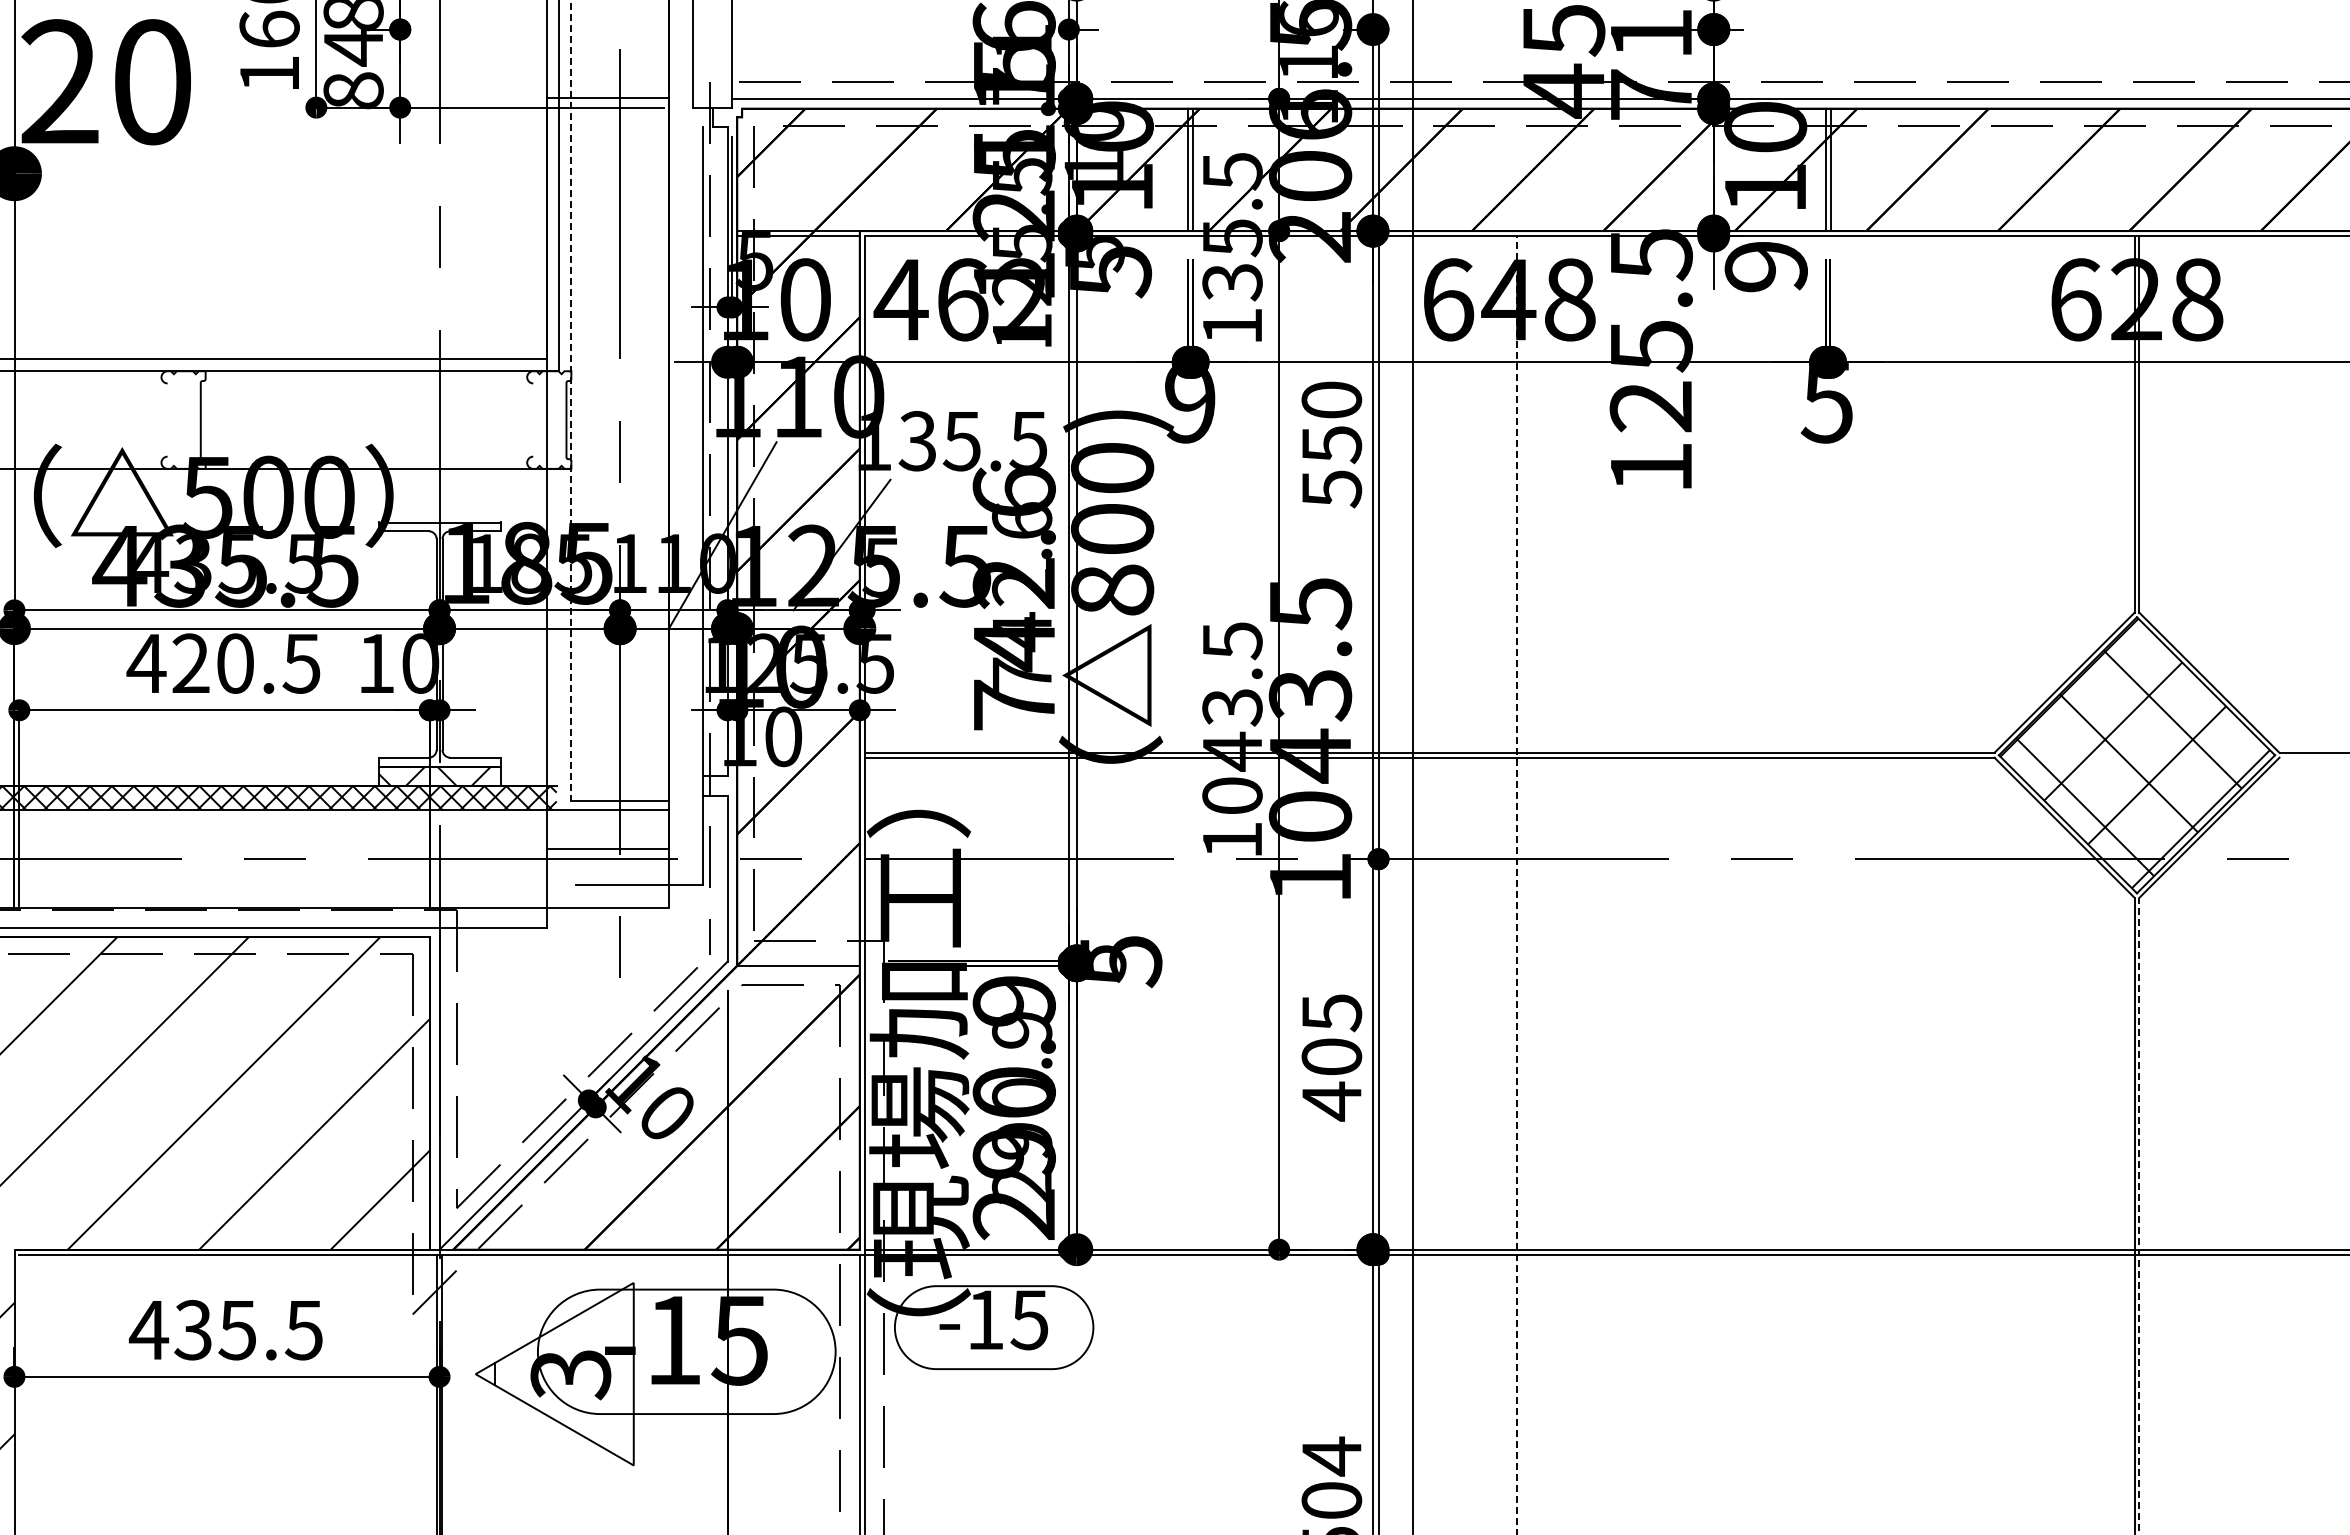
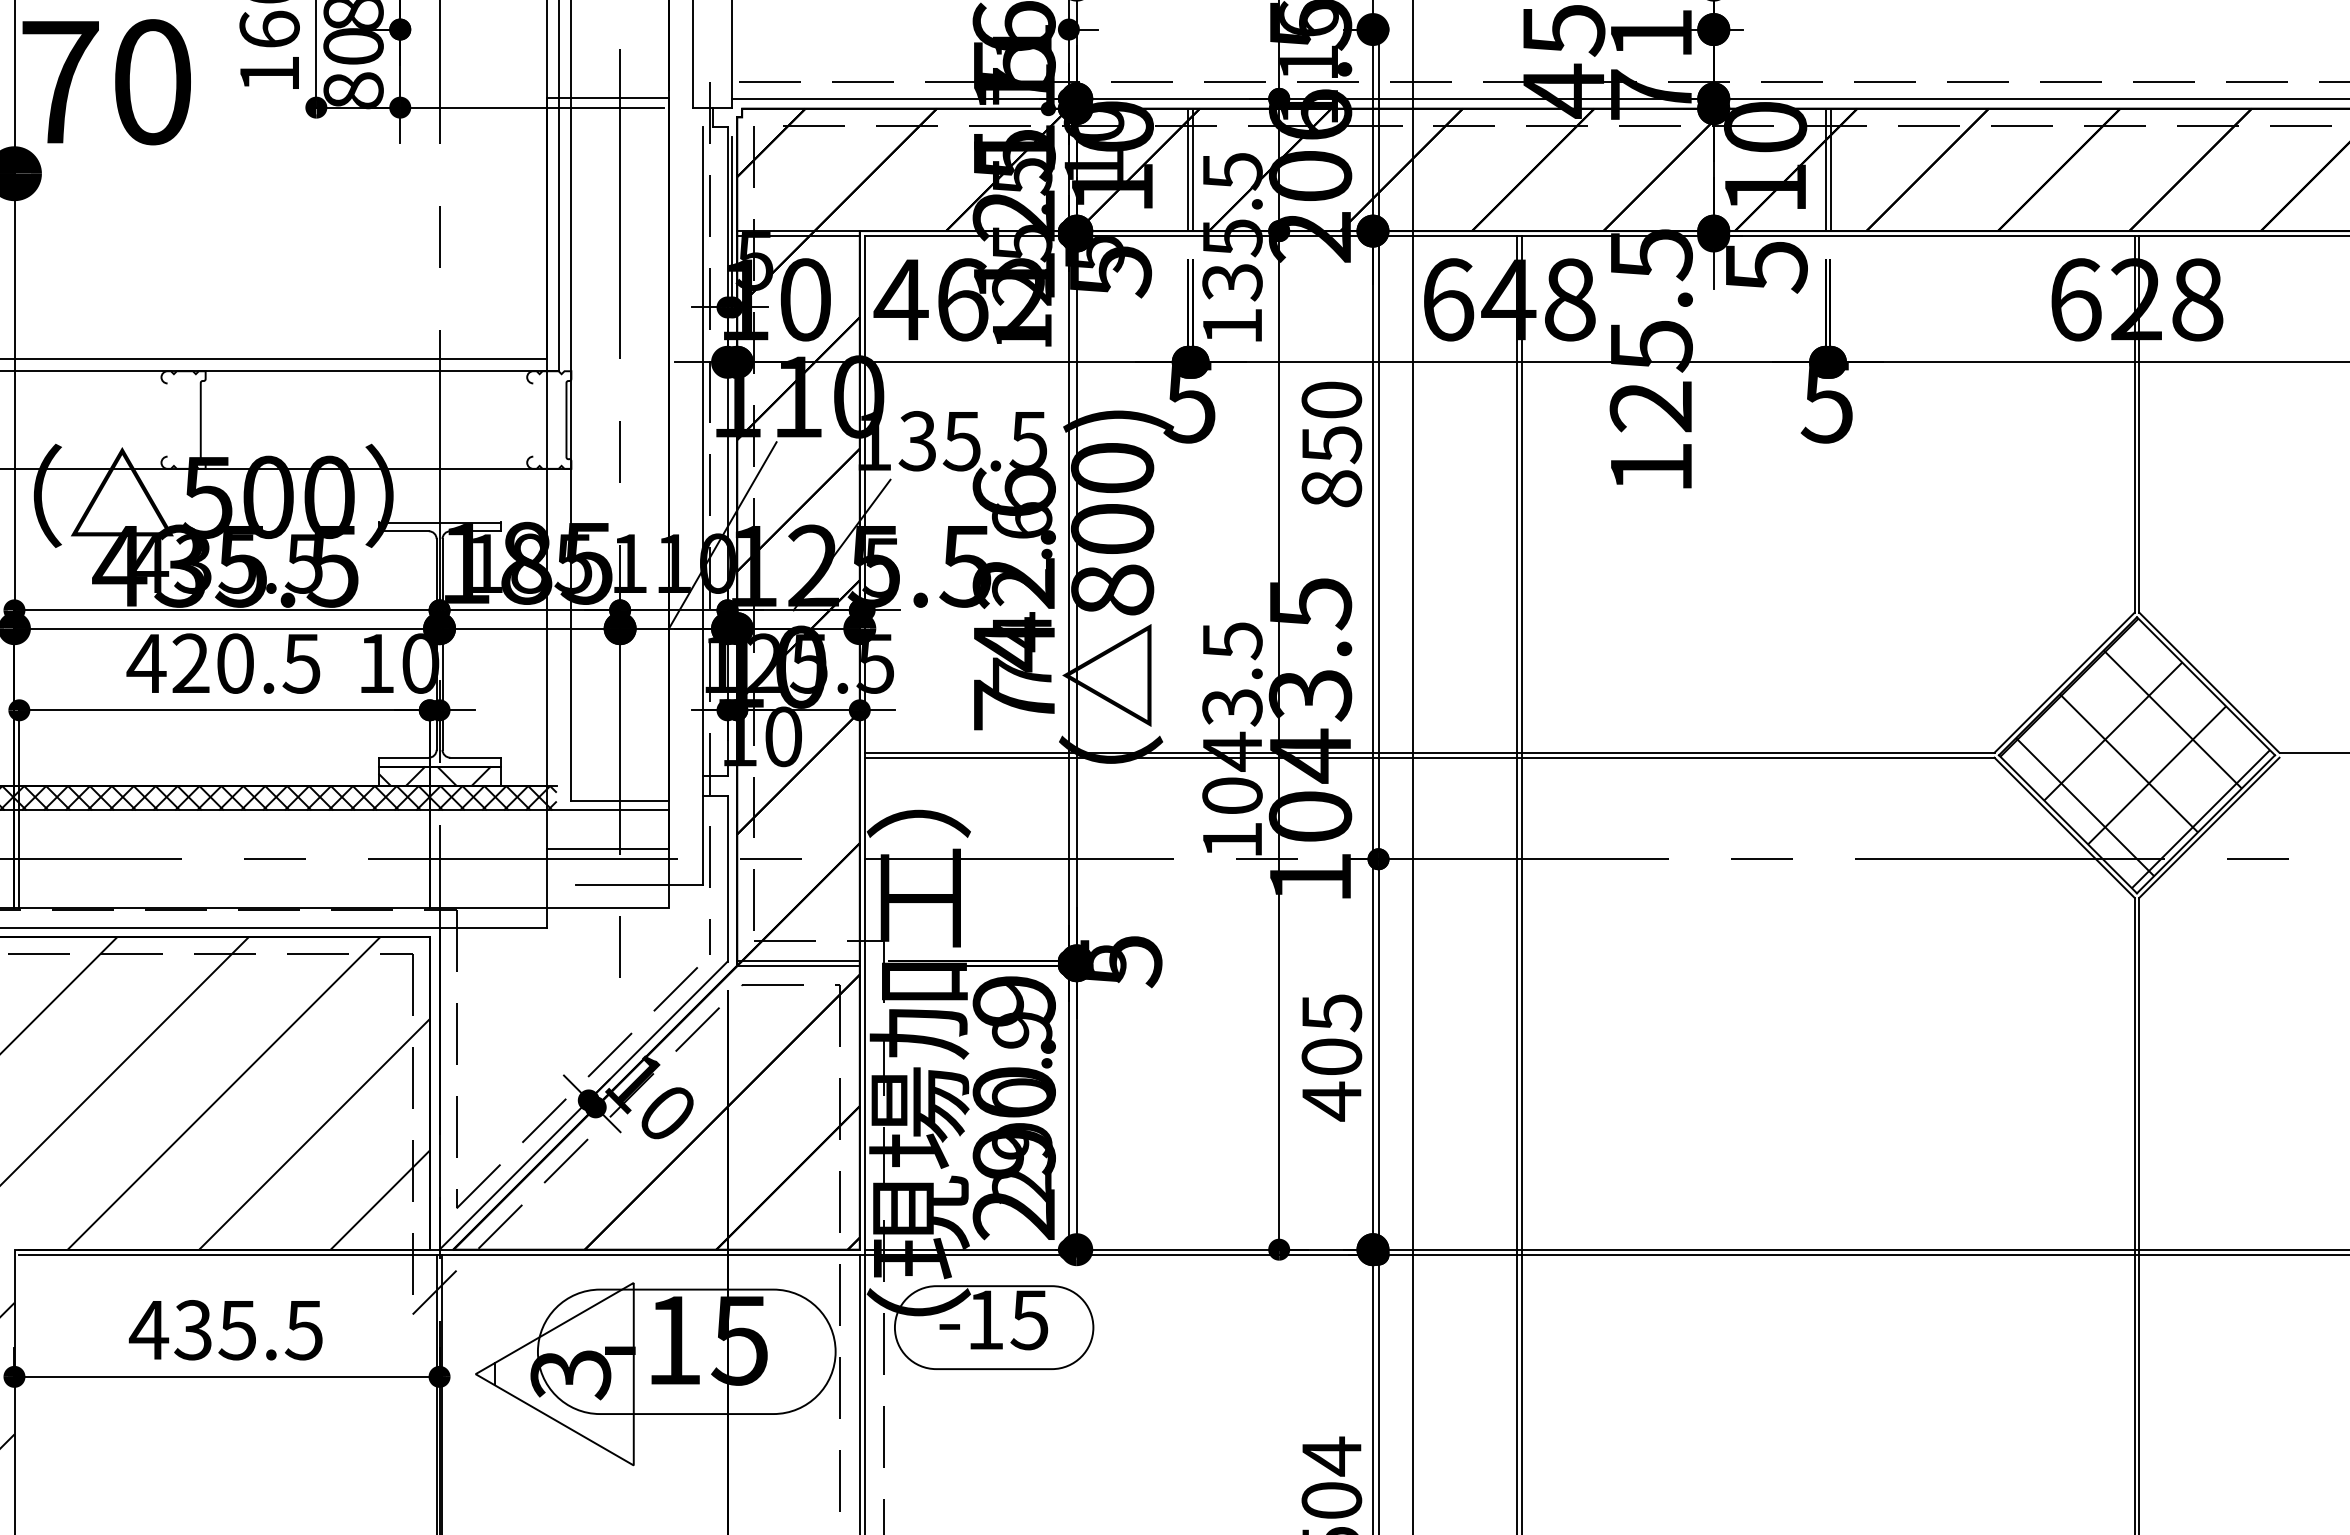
text: 84 -> 80 (353, 47)
text: 20 -> 70 (59, 81)
text: 9 -> 5 (1765, 267)
line: dashed -> solid (571, 400)
text: 9 -> 5 (1189, 403)
text: 550 -> 850 (1331, 489)
line: none -> present (1521, 883)
line: dashed -> solid (1516, 884)
line: none -> present (798, 960)
line: dashed -> solid (2139, 1215)
